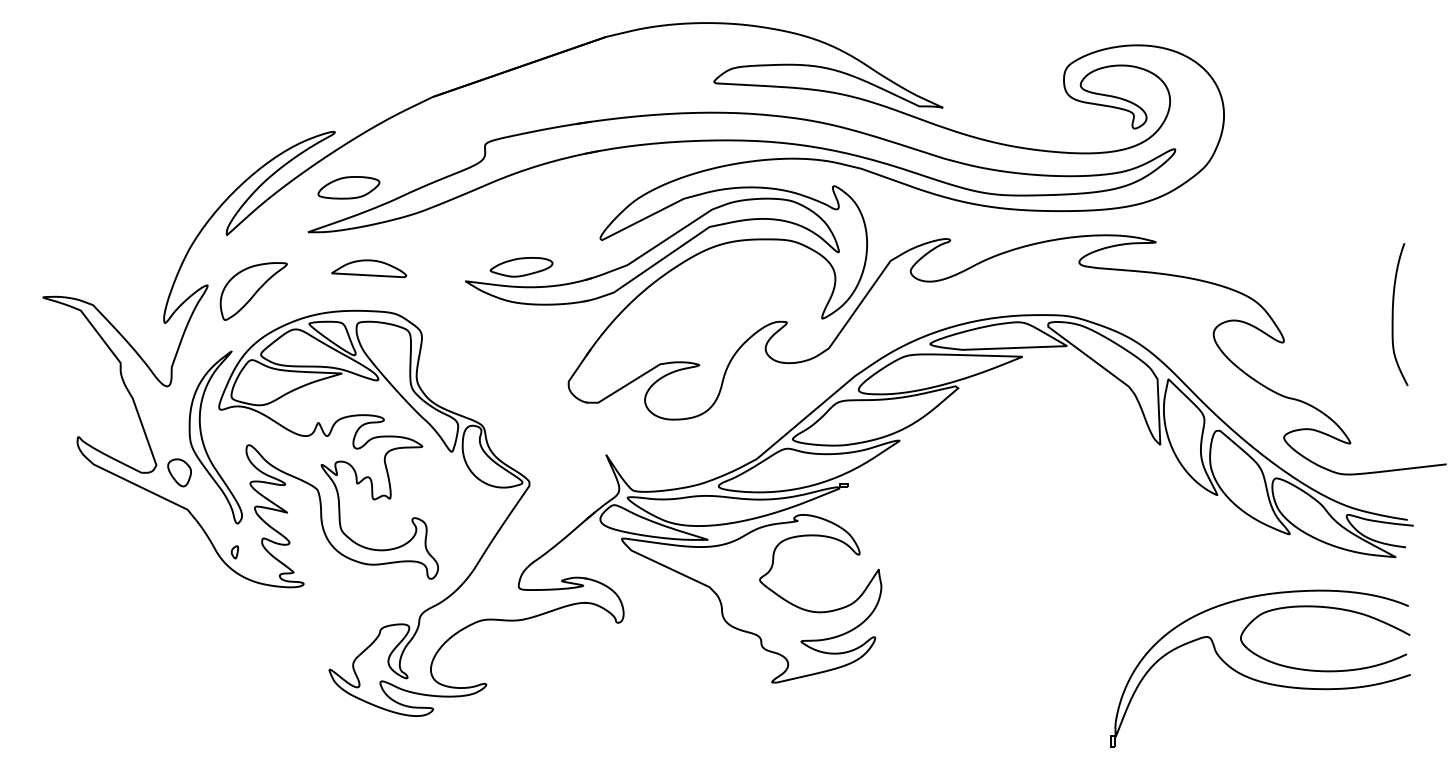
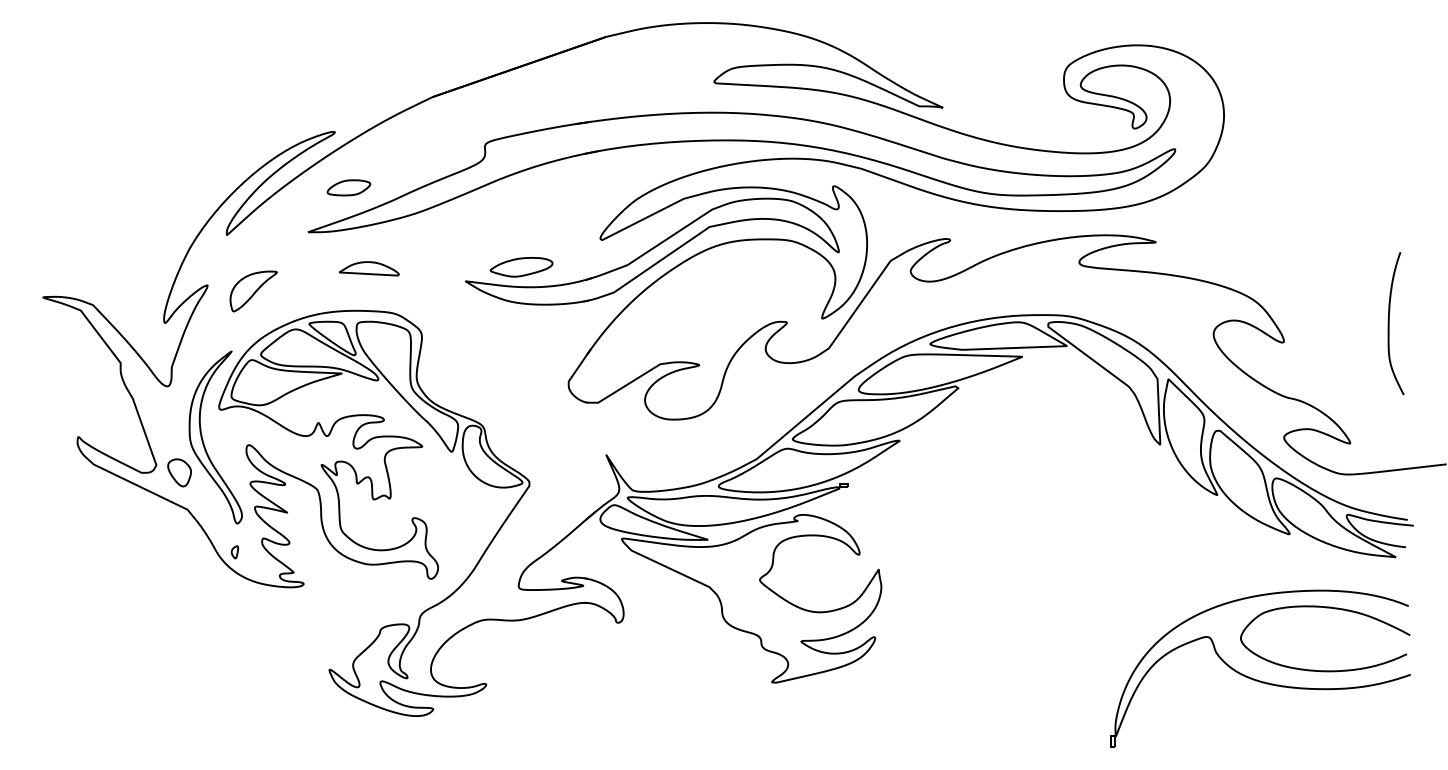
part size: 64x24 px -> 46x18 px (348, 187)
part size: 77x20 px -> 62x16 px (368, 268)
part size: 69x59 px -> 49x43 px (253, 291)
curve position: (1393, 314) -> (1389, 323) (1389, 323)
